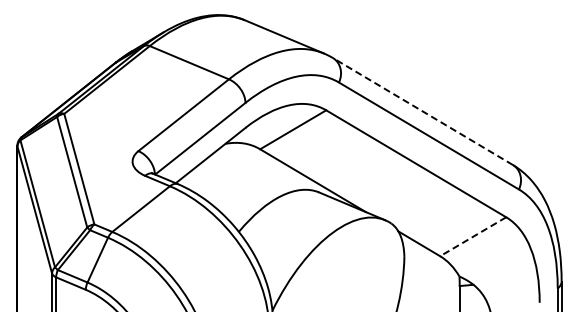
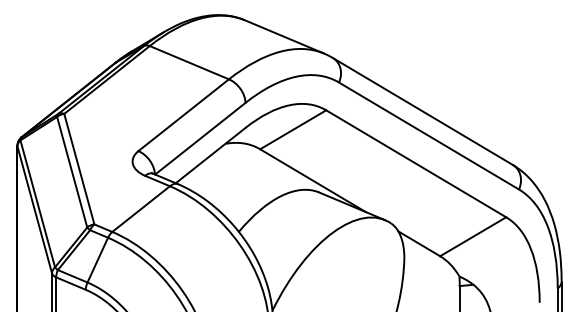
line: dashed -> solid (422, 111)
line: dashed -> solid (472, 237)
